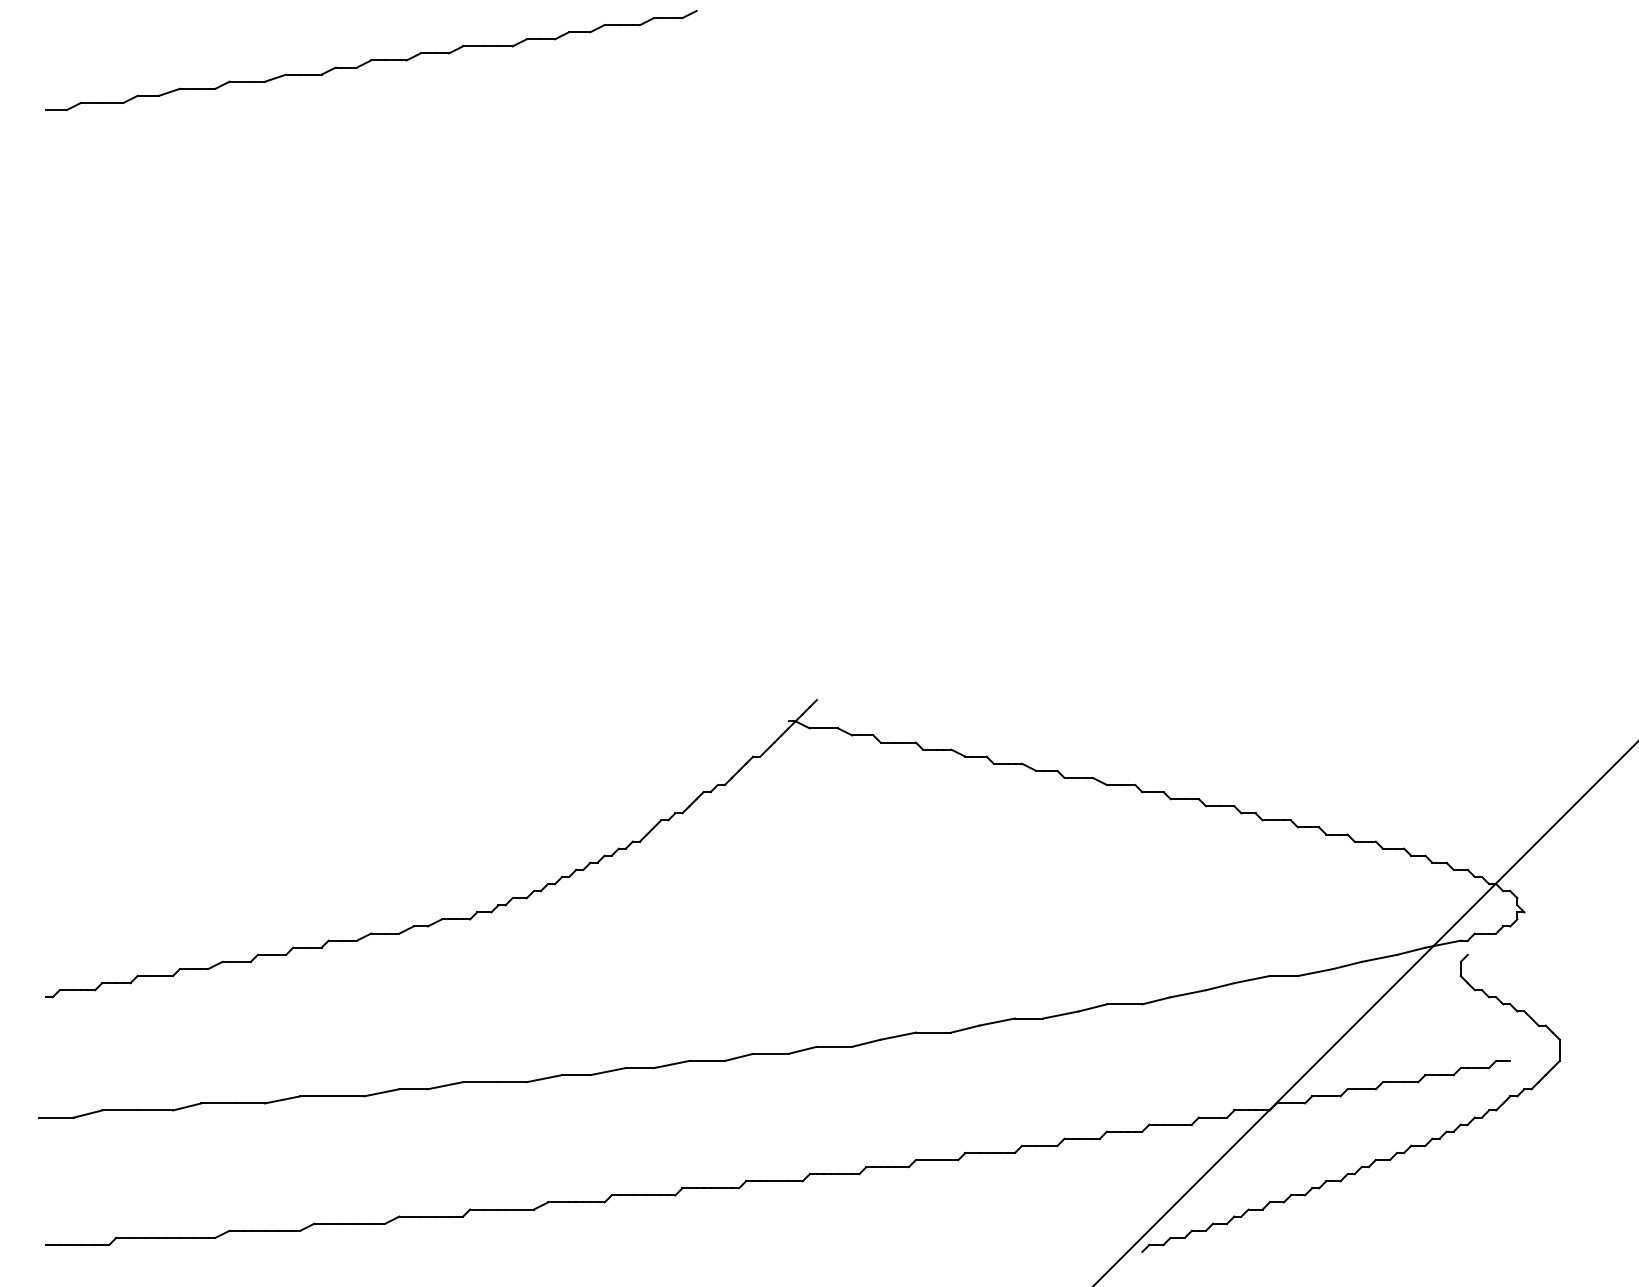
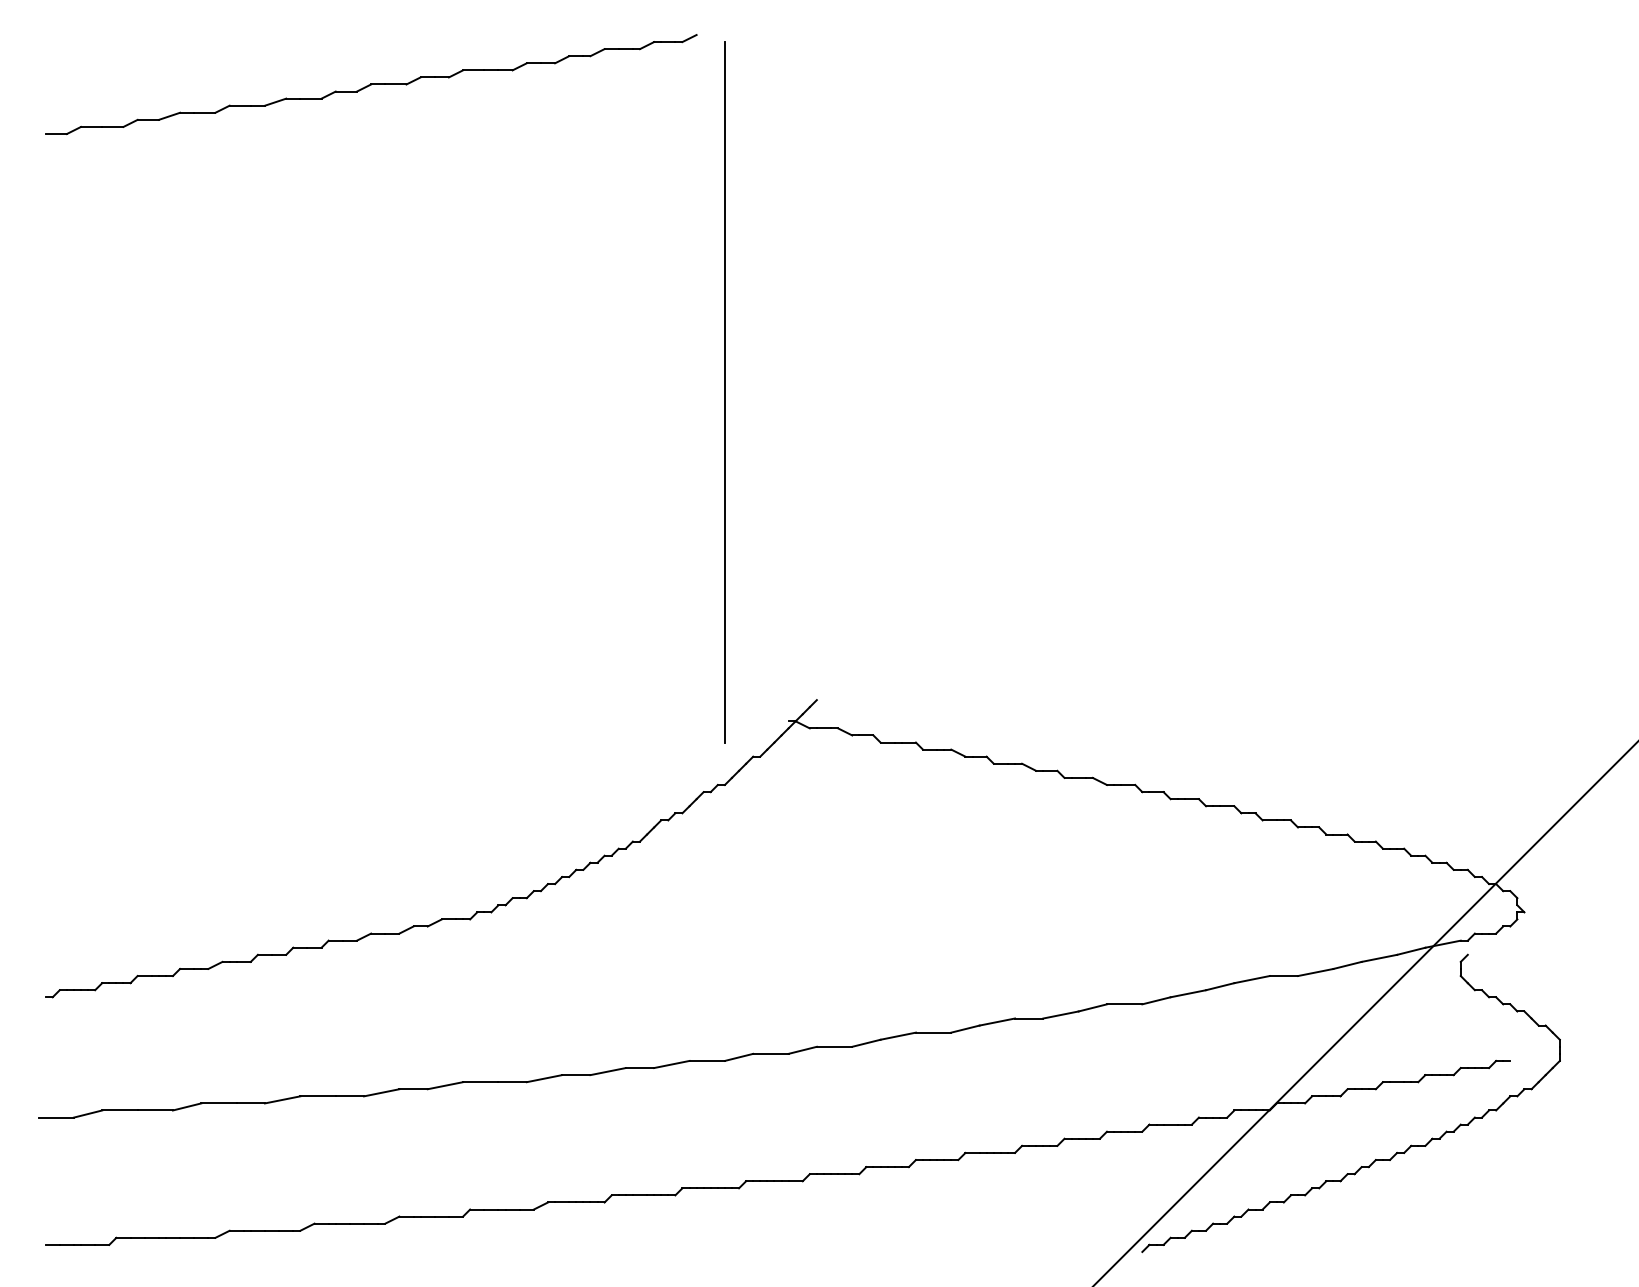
part position: (371, 60) -> (371, 84) (371, 84)
line: none -> present (724, 392)
